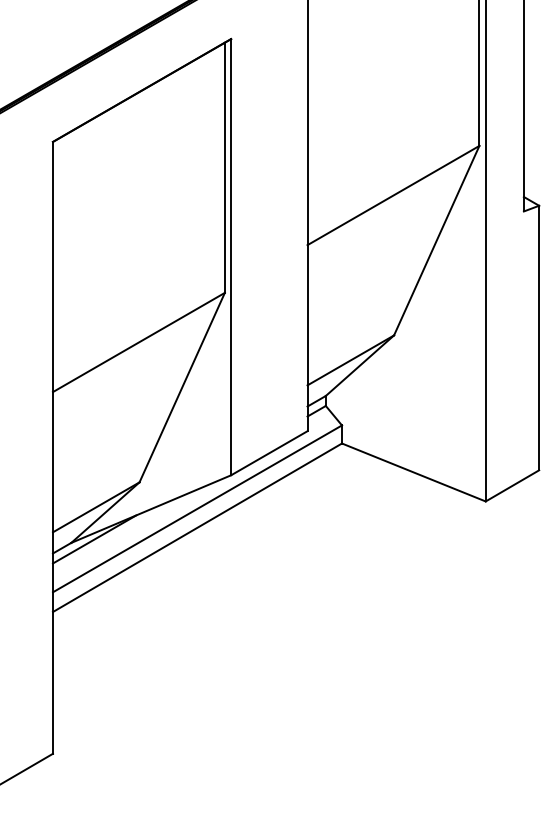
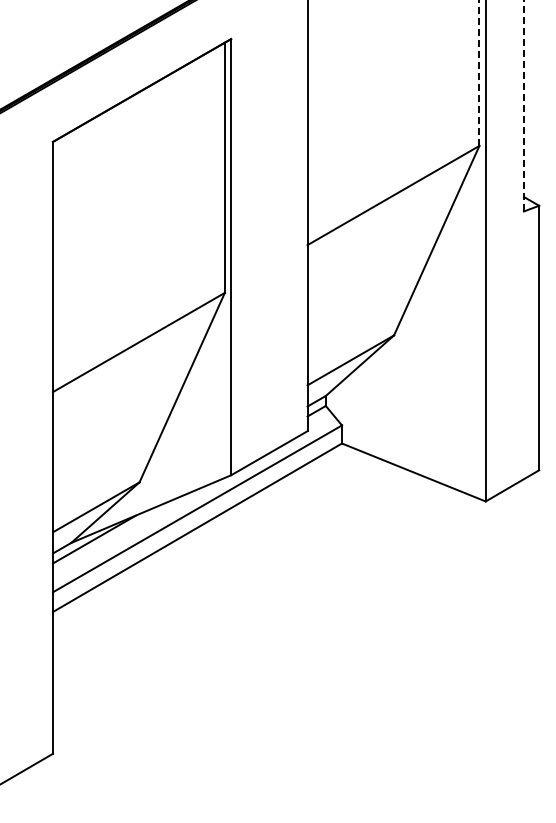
line: solid -> dashed (479, 73)
line: solid -> dashed (523, 105)
